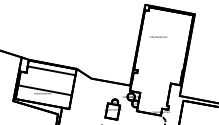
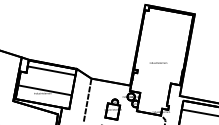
text position: (158, 36) -> (158, 62) (158, 62)
line: none -> present (87, 99)
line: none -> present (198, 112)
